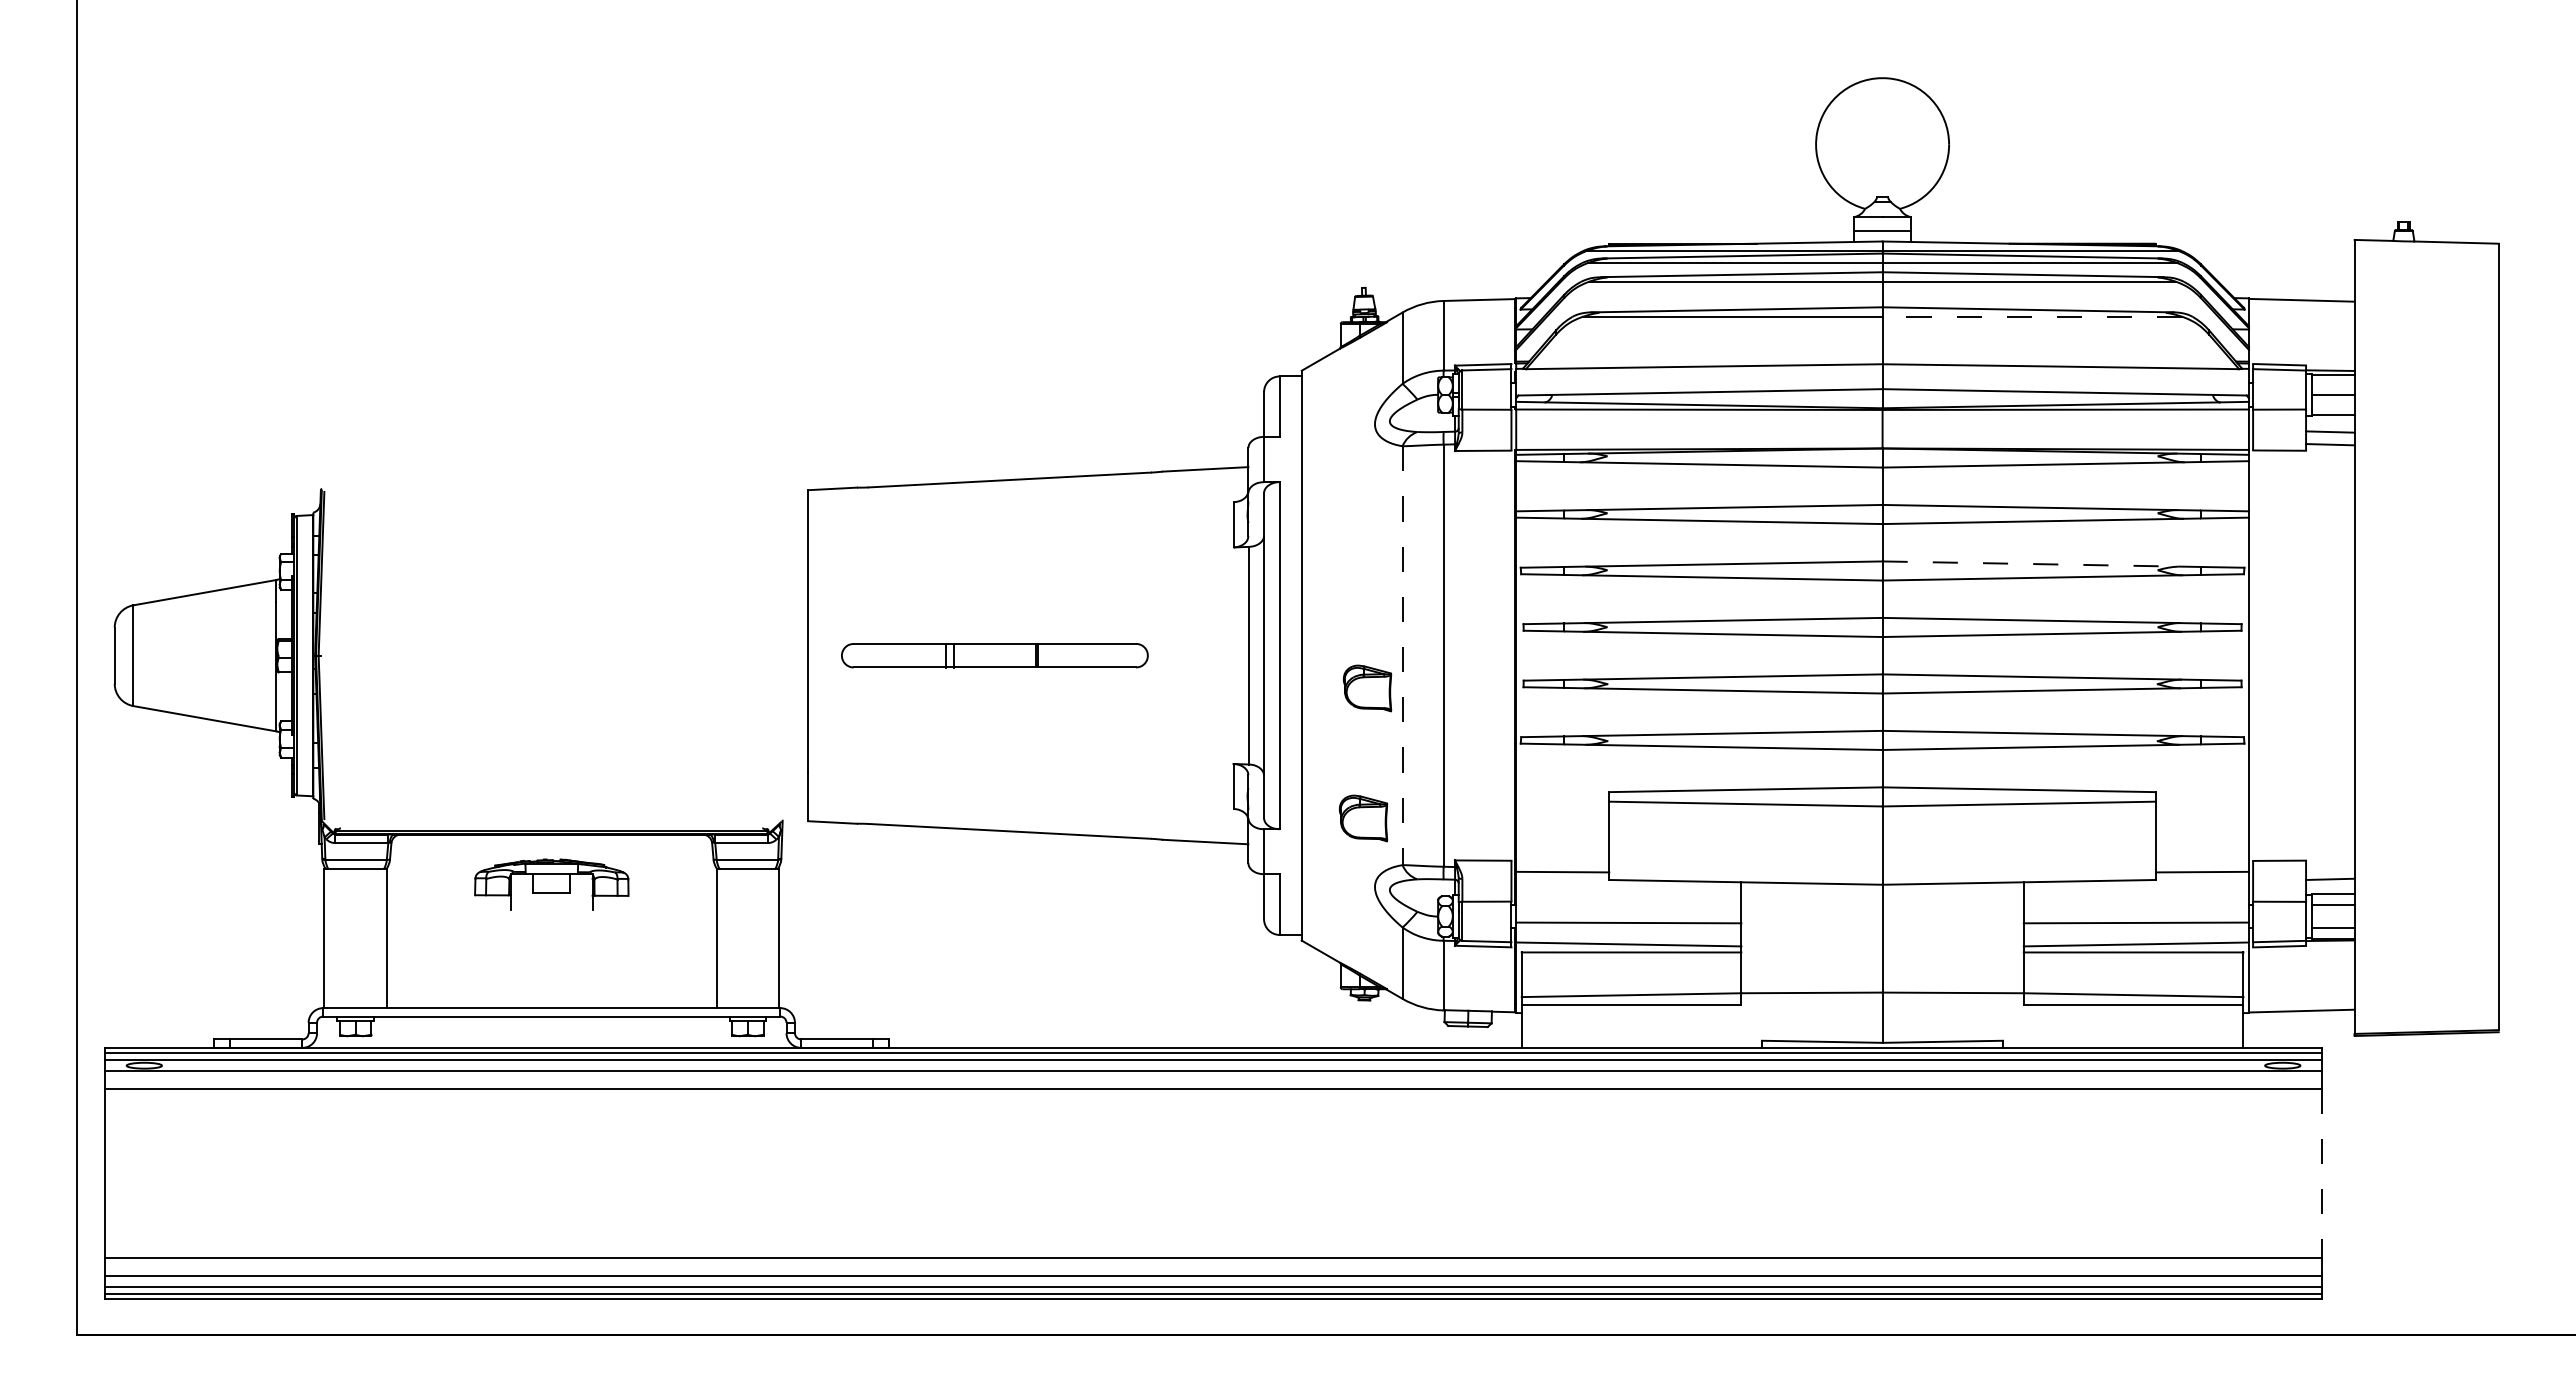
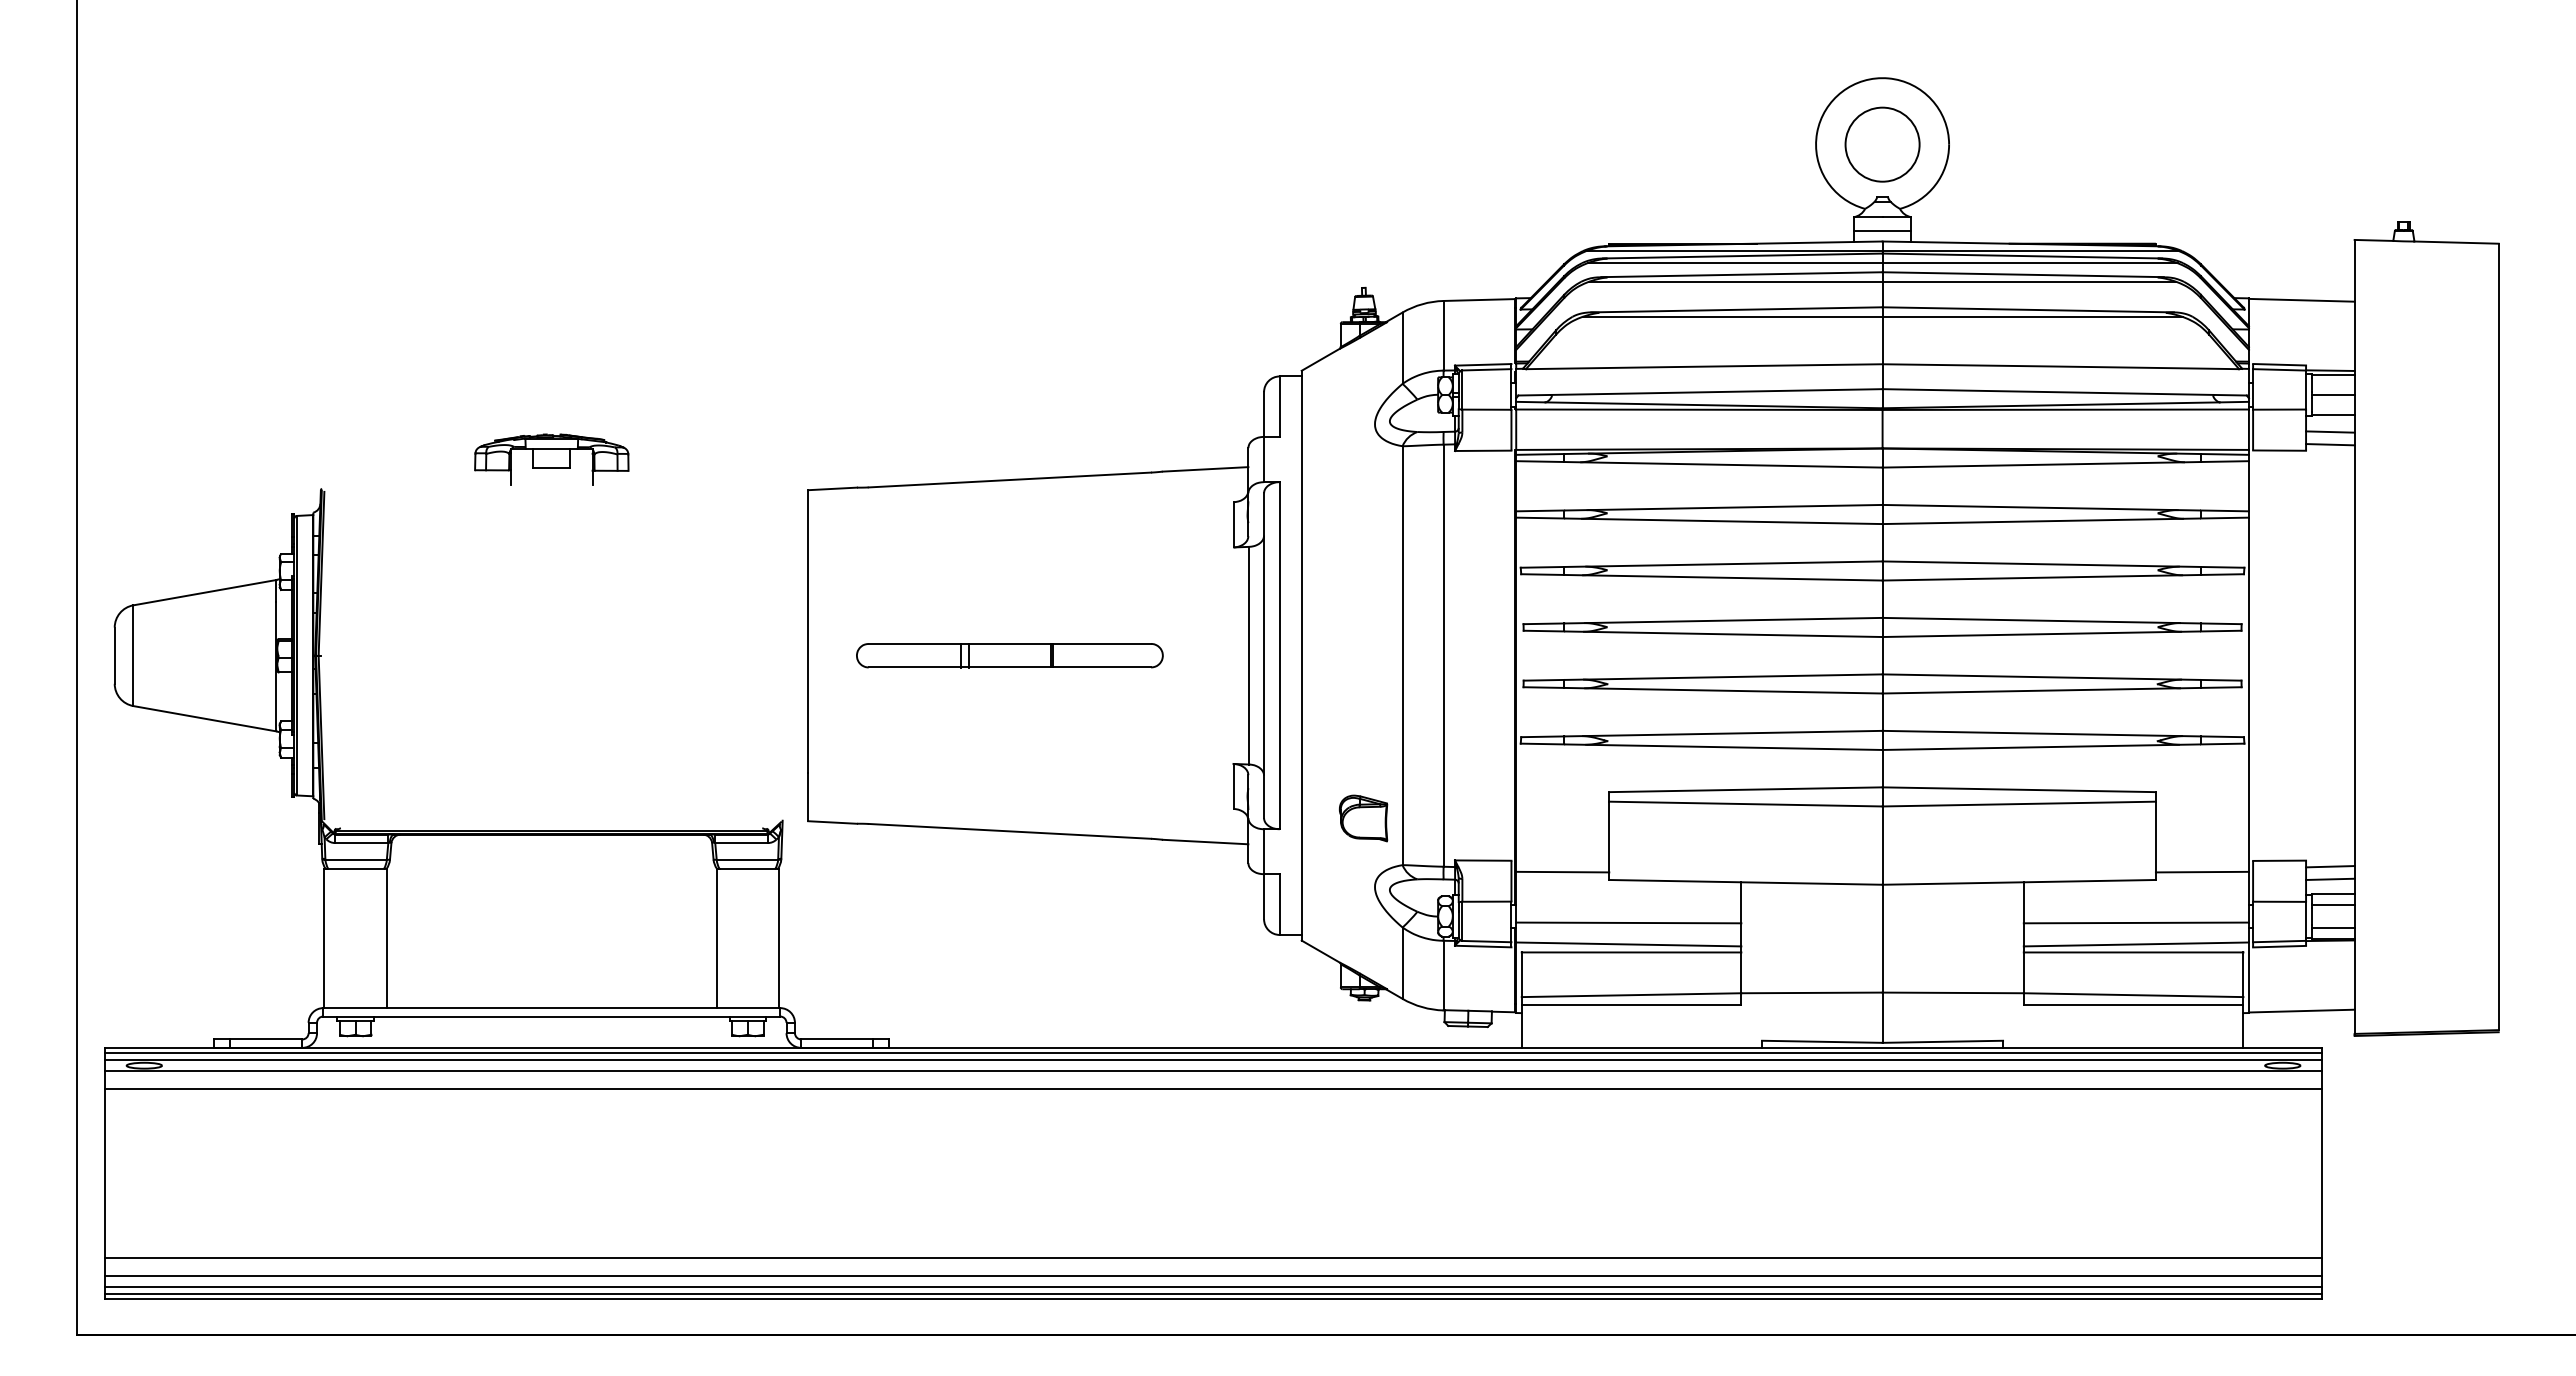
circle: none -> present (1882, 144)
line: dashed -> solid (2032, 316)
line: dashed -> solid (2031, 564)
part position: (994, 655) -> (1009, 655) (1009, 655)
line: dashed -> solid (1402, 656)
part: present -> none (1367, 688)
line: none -> present (2330, 866)
part position: (551, 884) -> (551, 459) (551, 459)
line: dashed -> solid (2322, 1173)
